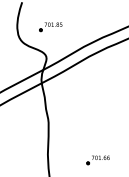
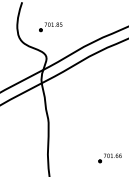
part position: (97, 160) -> (109, 158) (109, 158)
